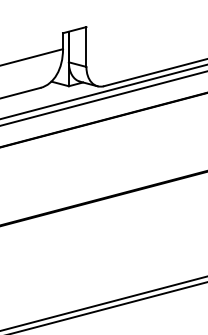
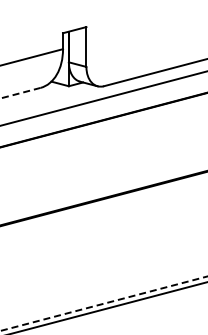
line: present -> none (103, 91)
line: solid -> dashed (20, 93)
line: solid -> dashed (103, 303)
